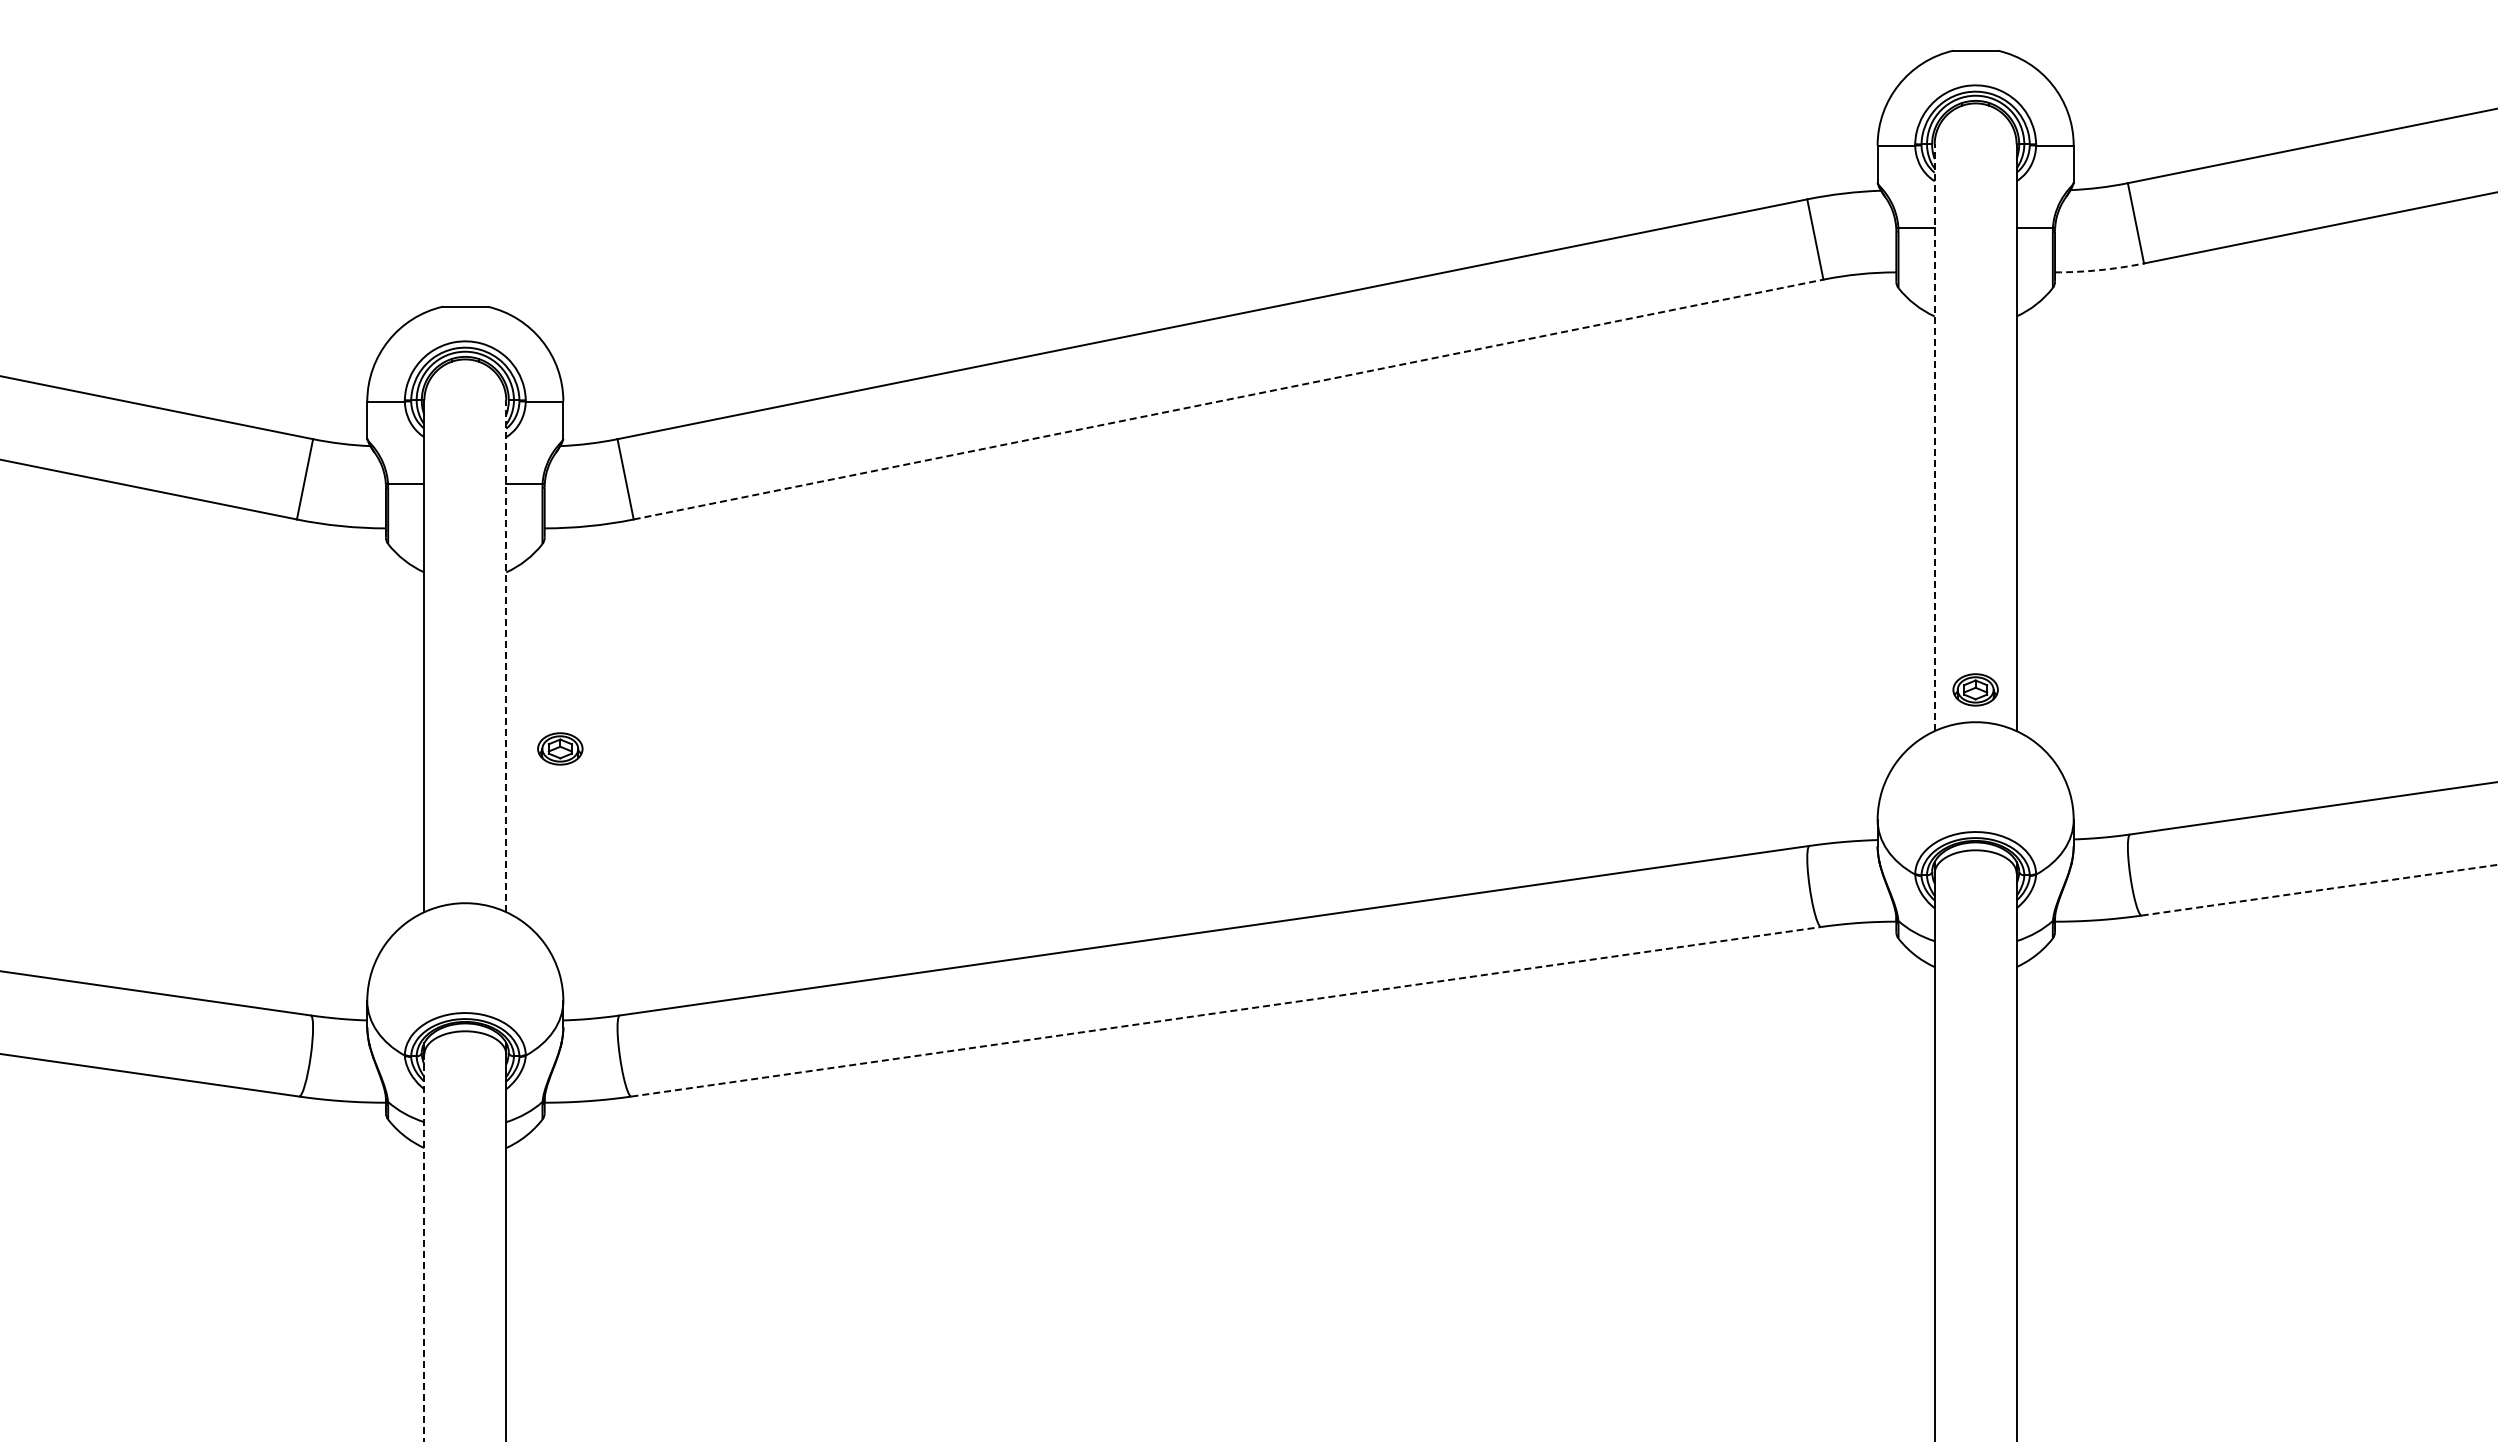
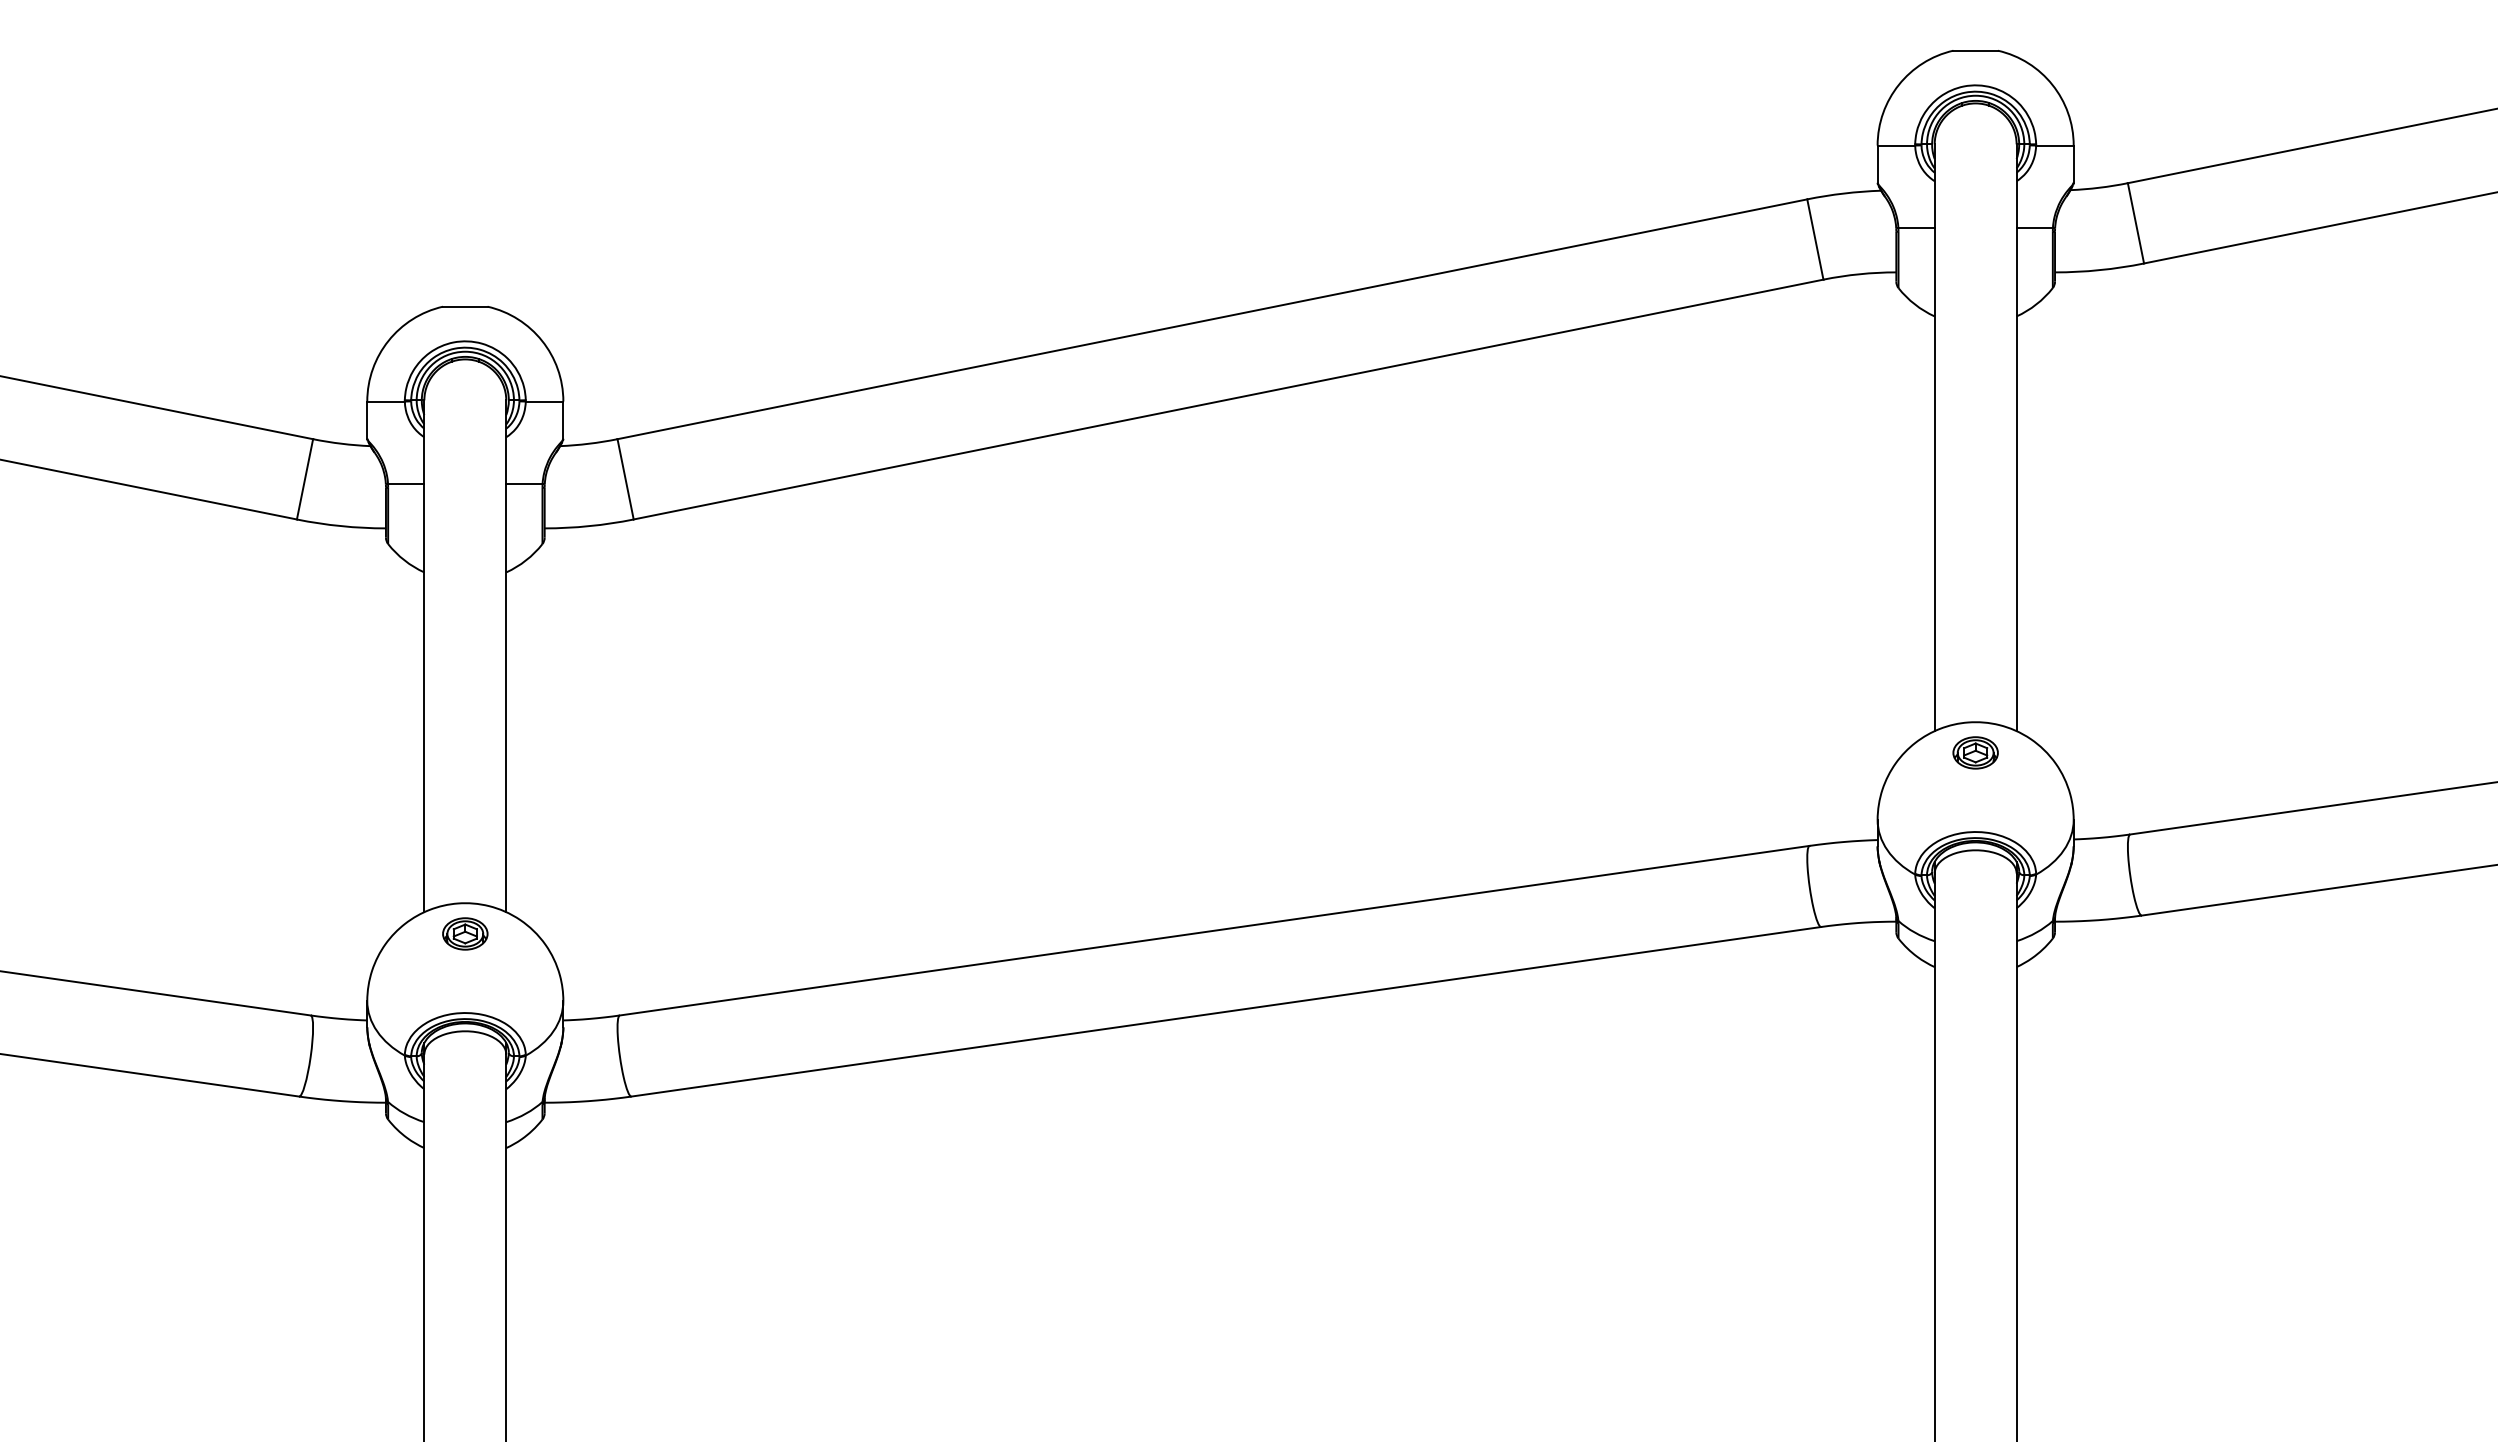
arc: dashed -> solid (2099, 270)
line: dashed -> solid (1228, 399)
line: dashed -> solid (1934, 437)
line: dashed -> solid (506, 656)
part position: (1975, 689) -> (1975, 752) (1975, 752)
part position: (560, 748) -> (465, 933) (465, 933)
line: dashed -> solid (2319, 890)
line: dashed -> solid (1226, 1011)
line: dashed -> solid (424, 1247)
